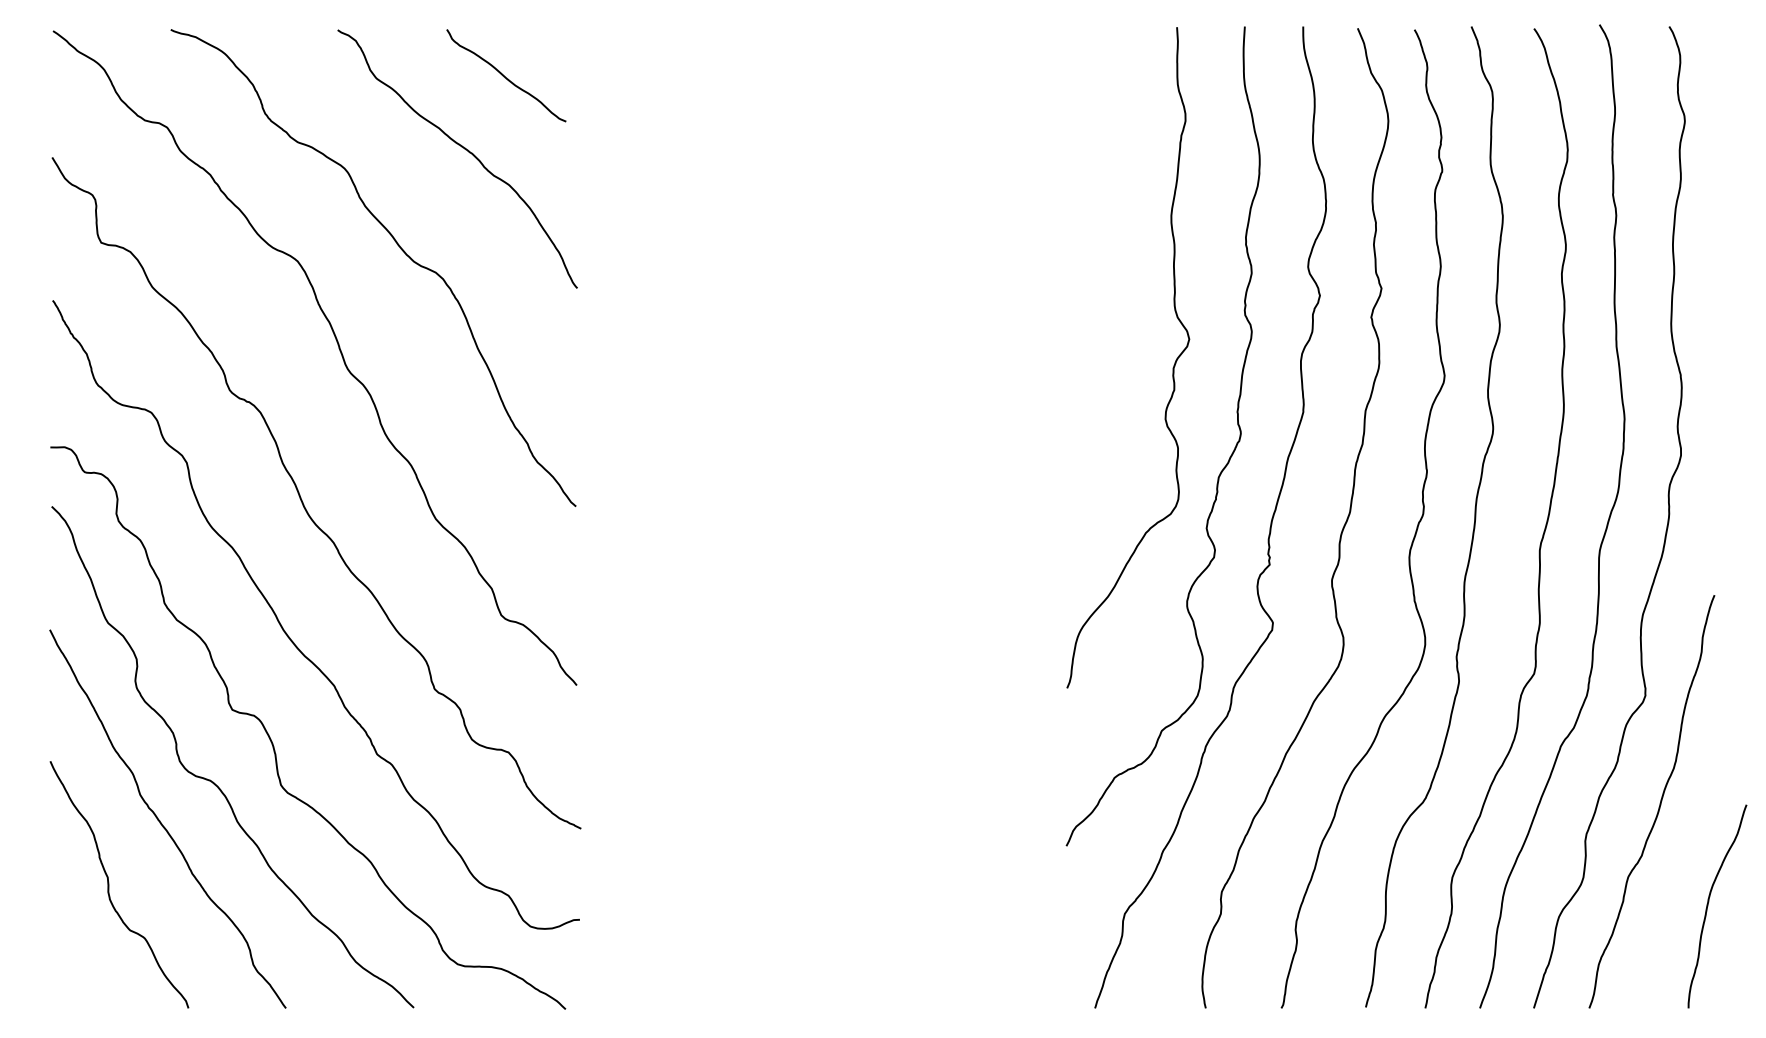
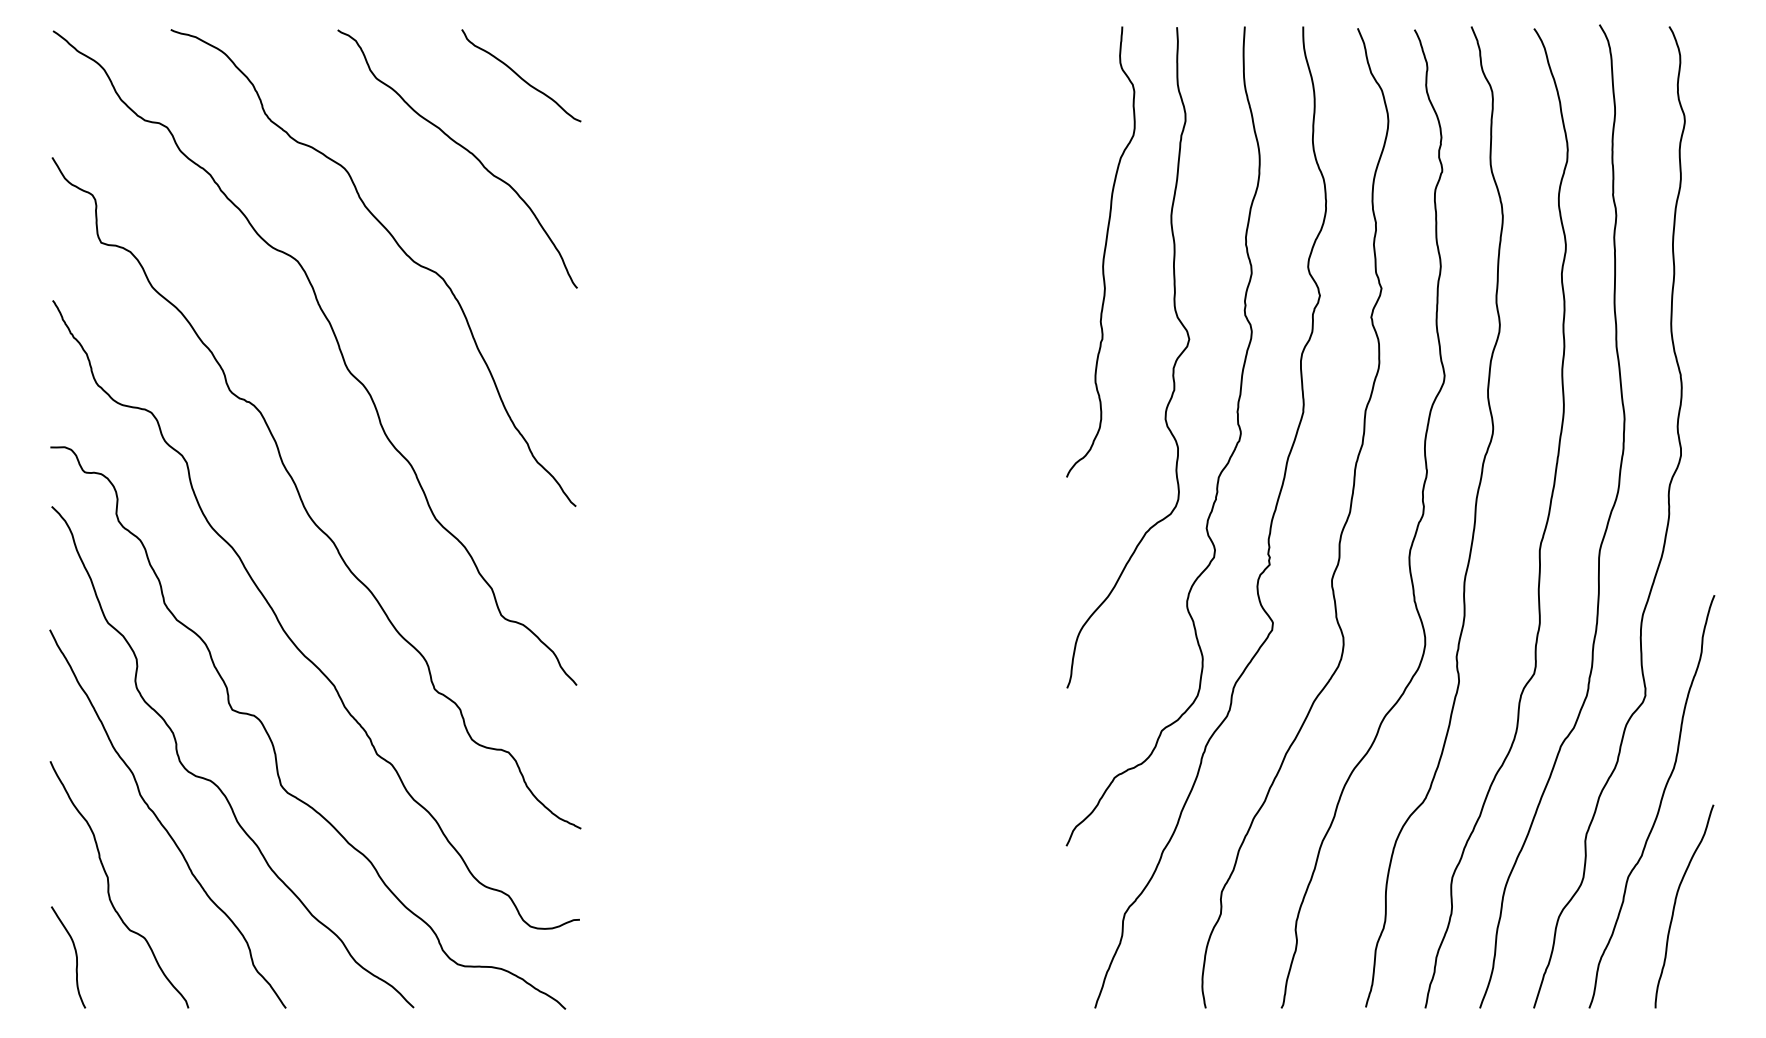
curve position: (505, 76) -> (520, 76) (520, 76)
curve: none -> present (1103, 251)
curve position: (1709, 902) -> (1676, 902) (1676, 902)
curve: none -> present (75, 956)
